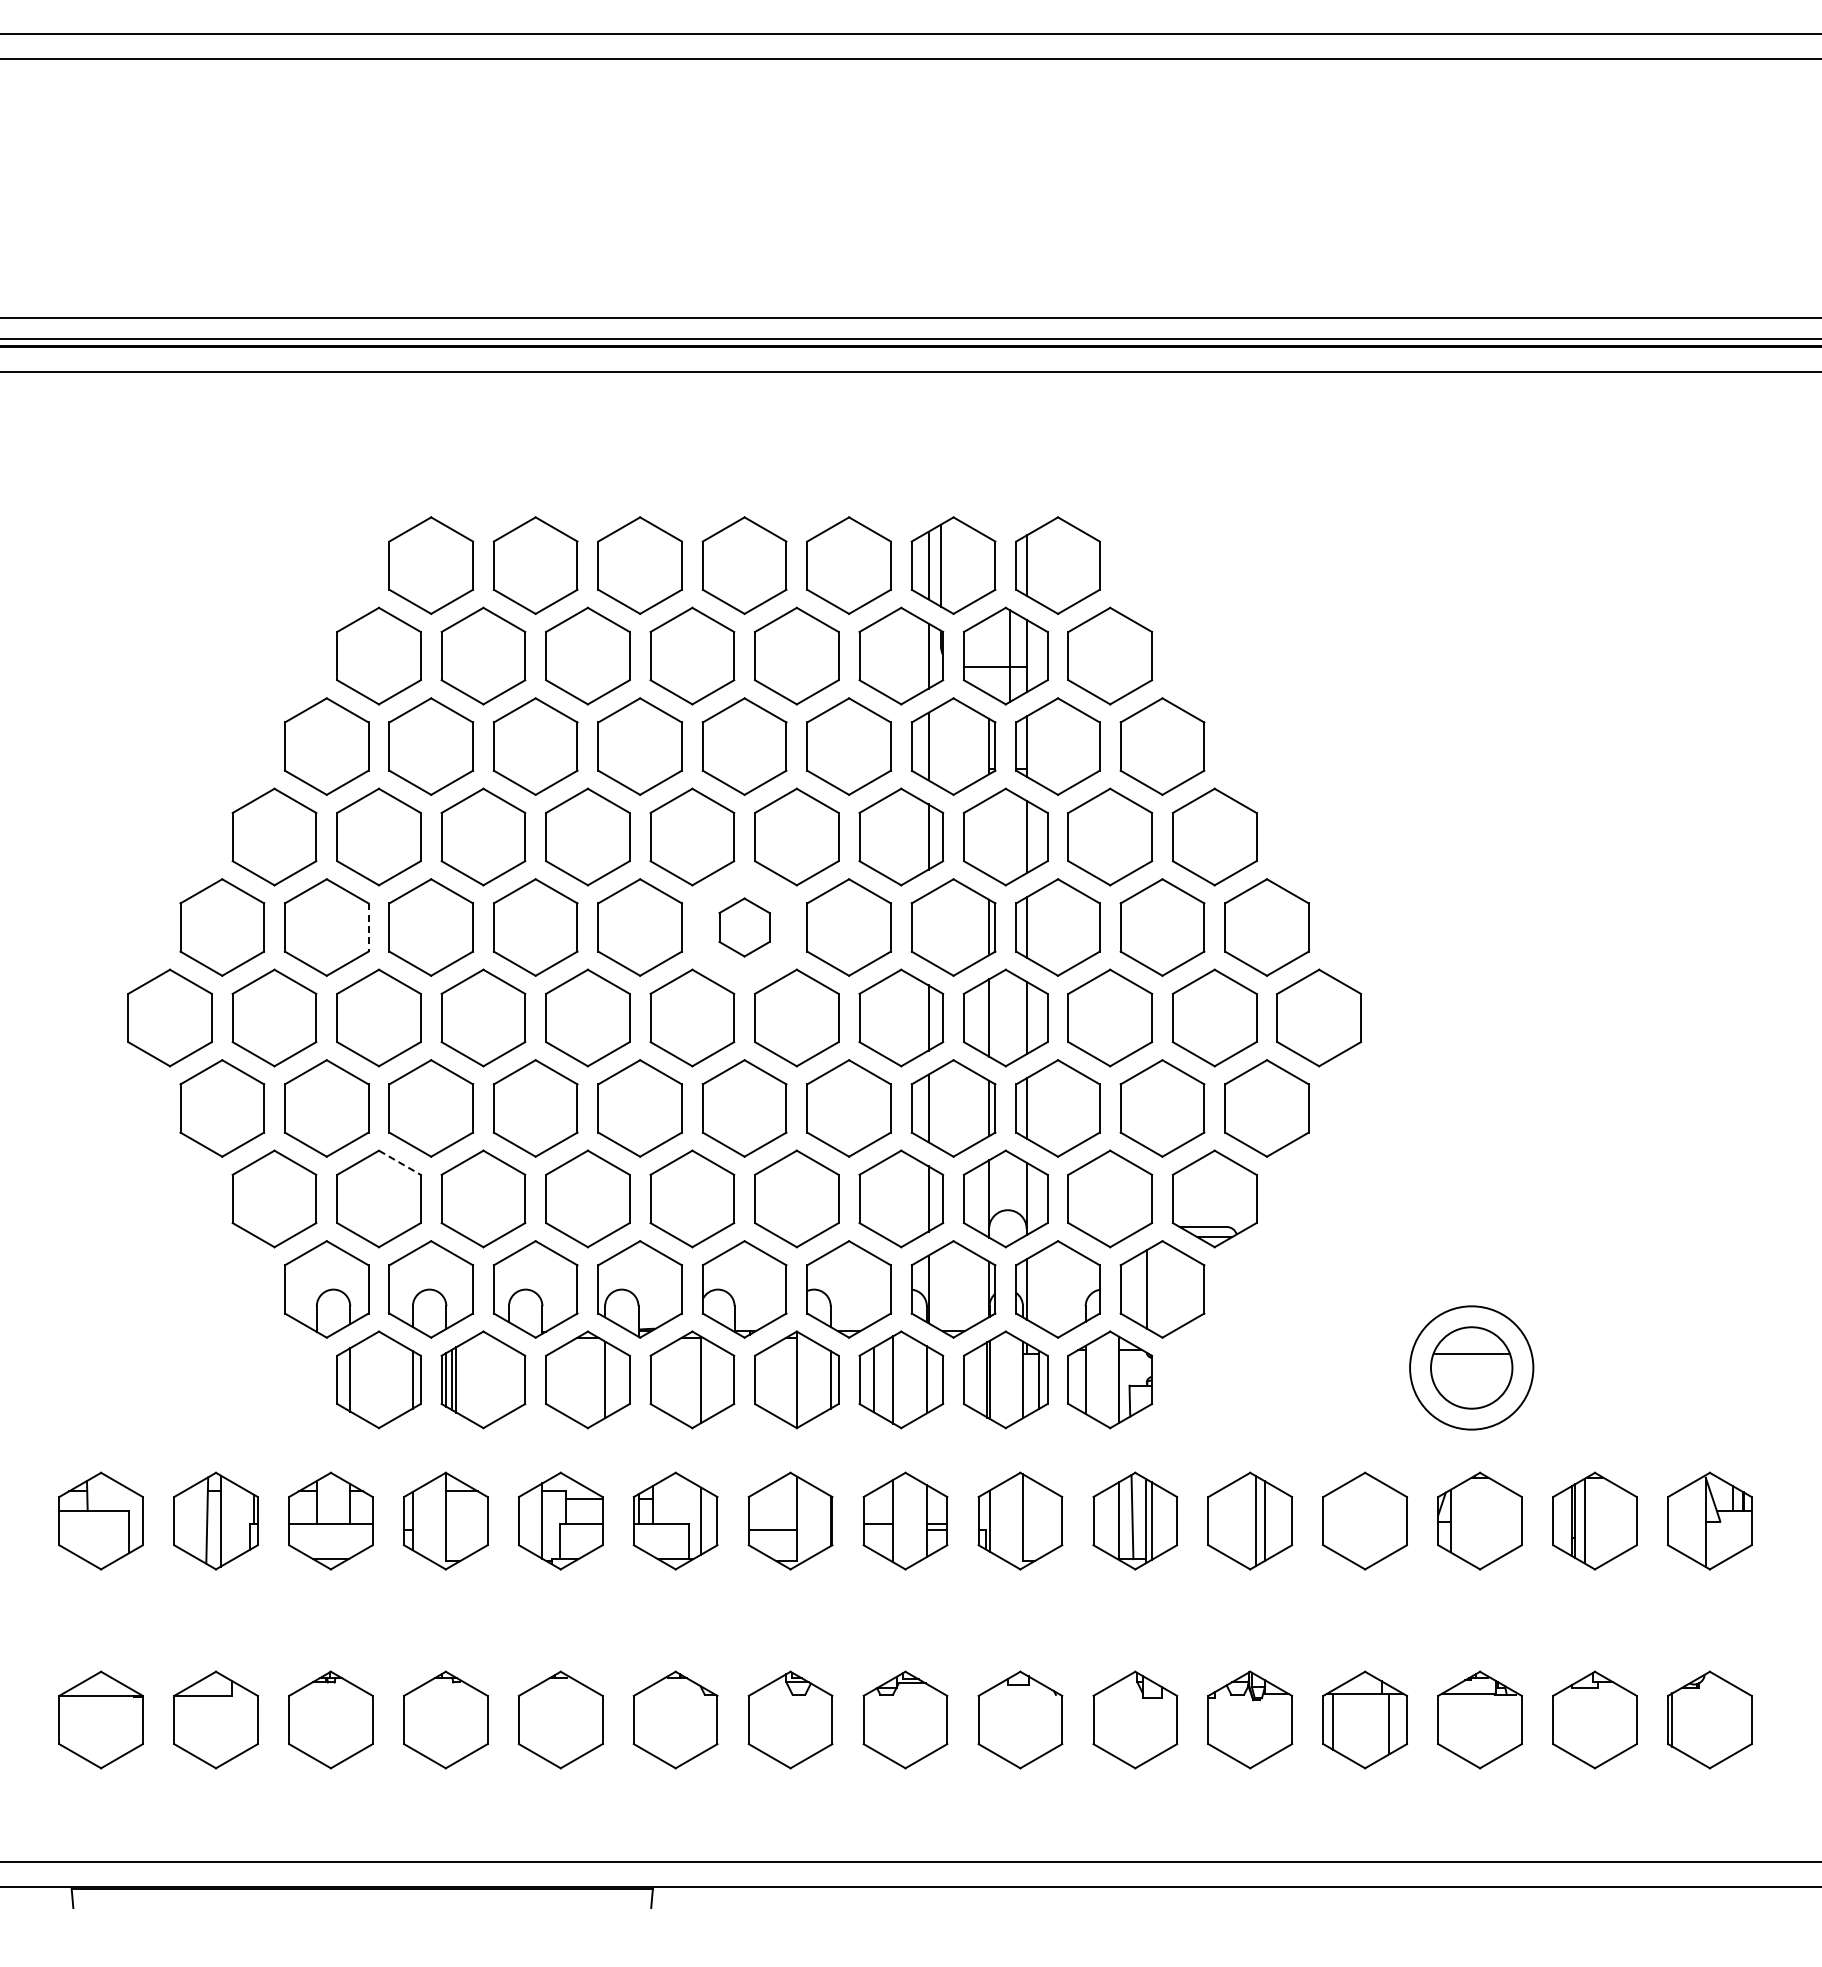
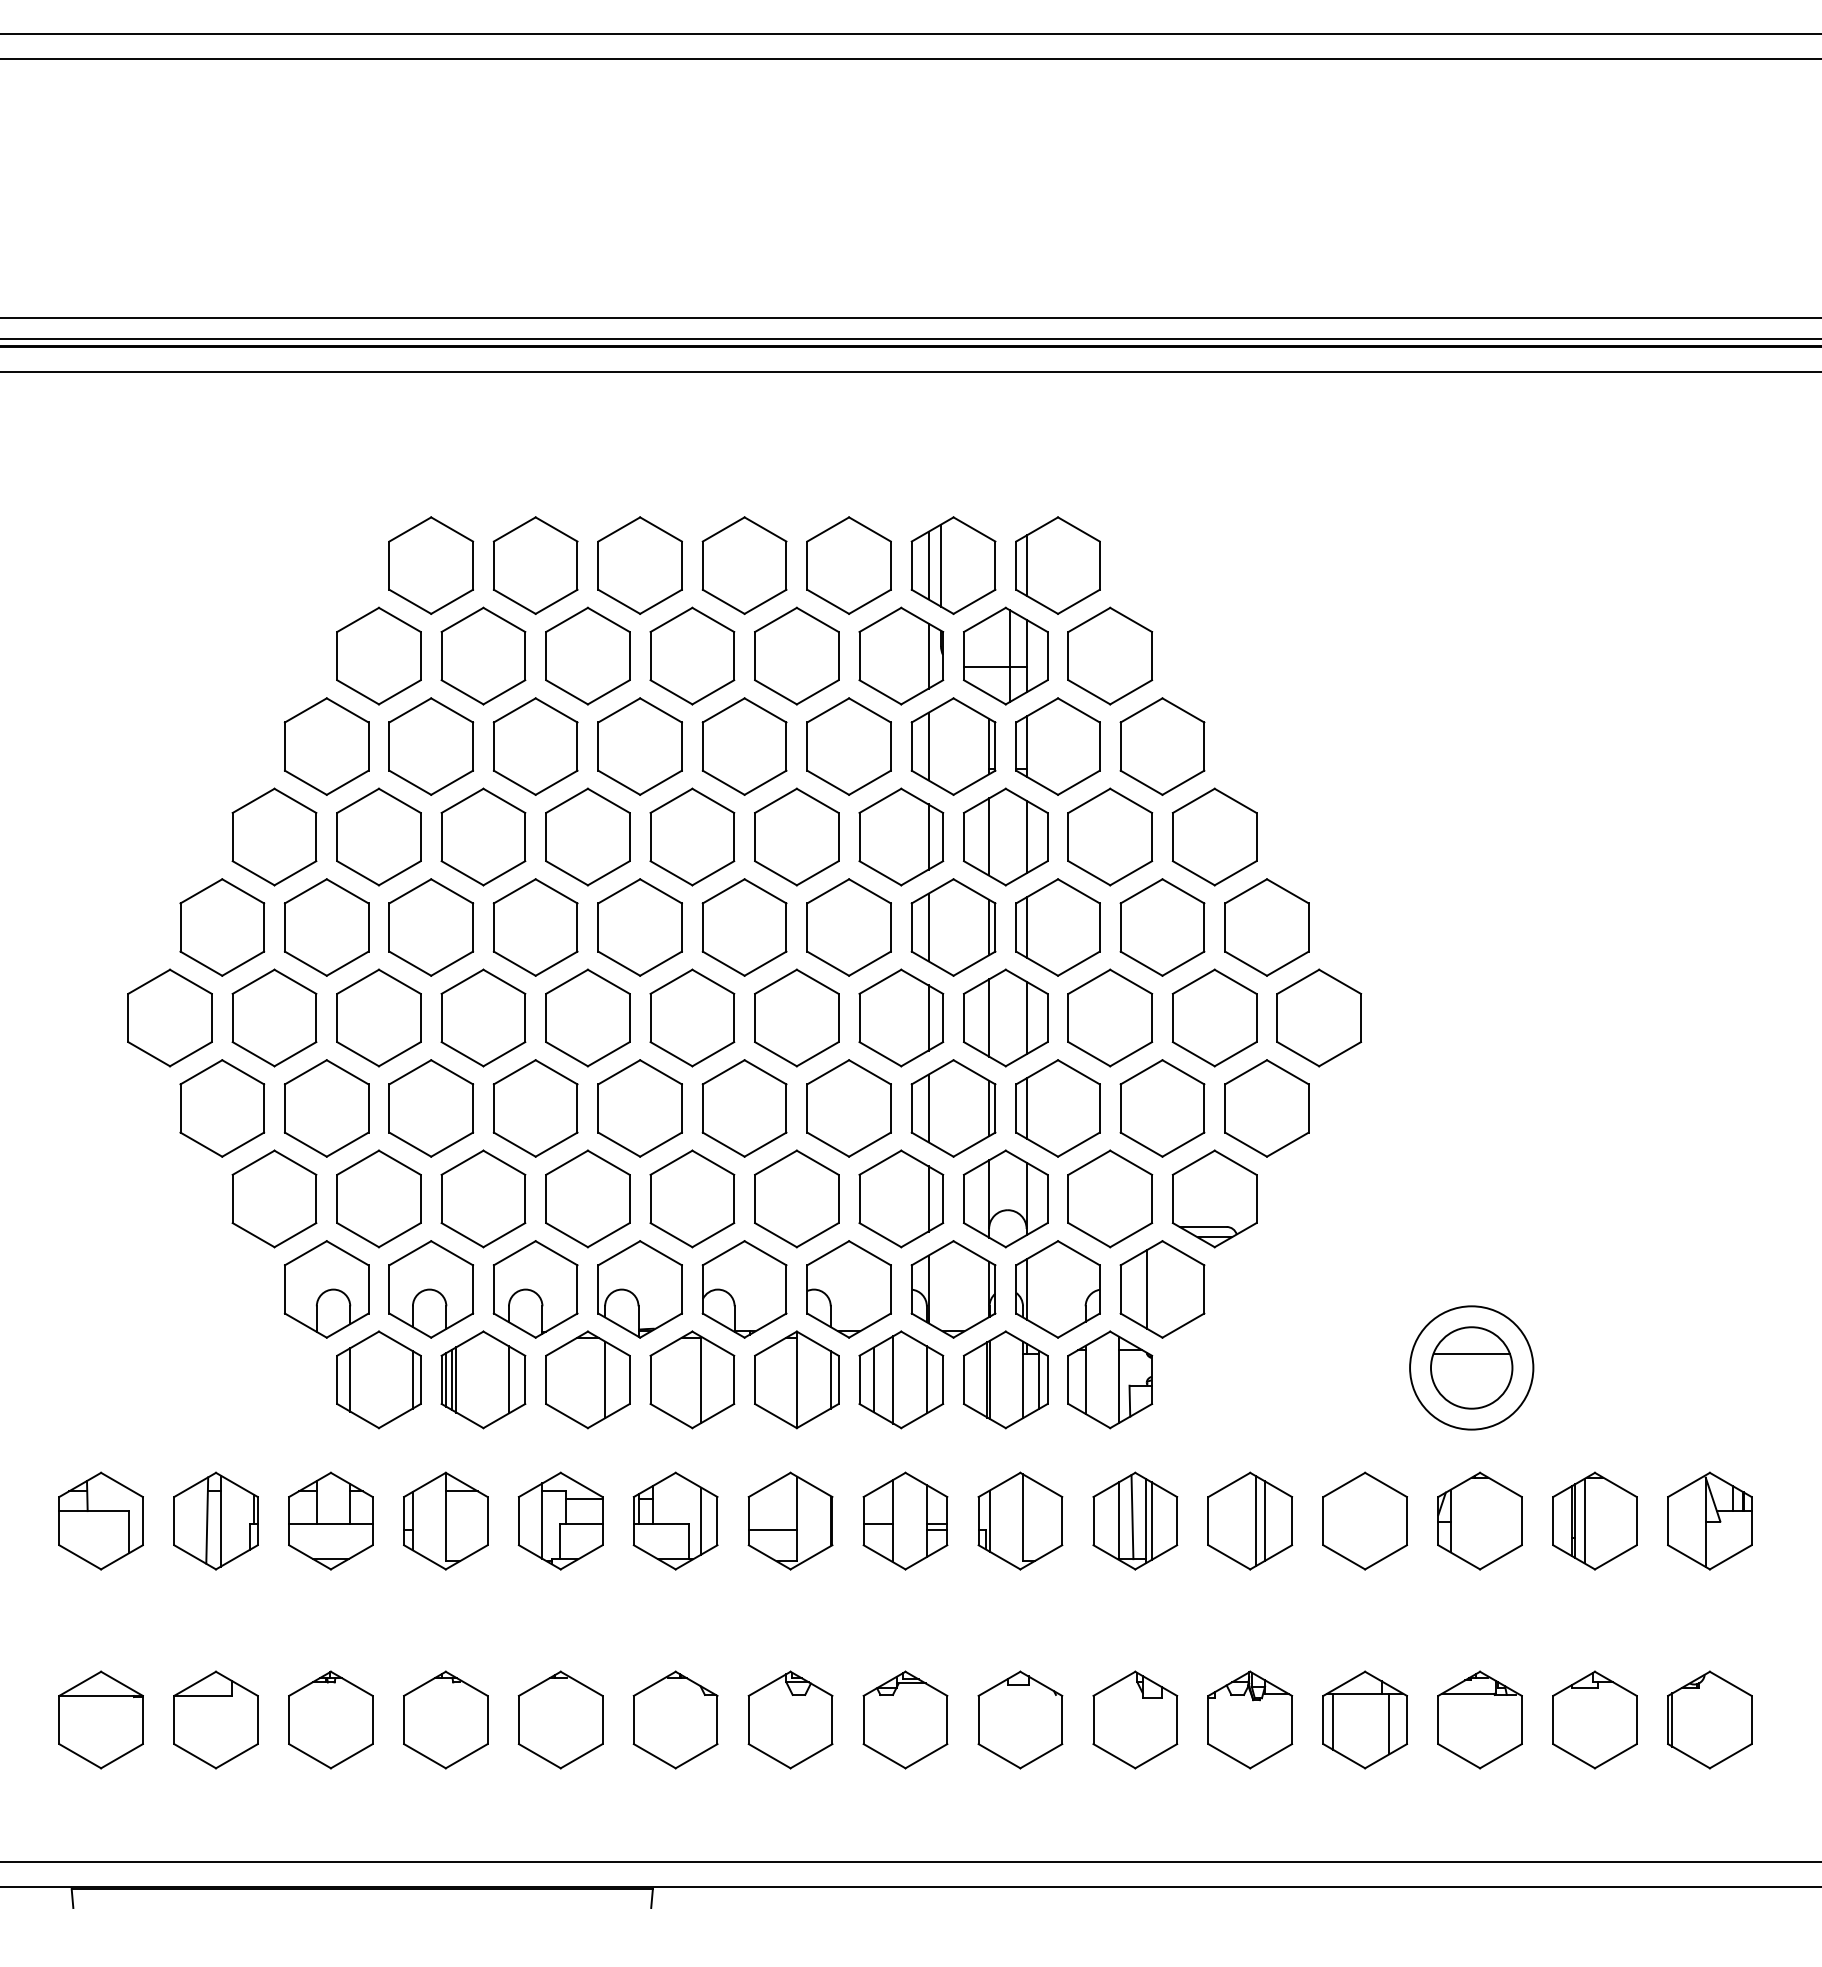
line: none -> present (989, 835)
part size: 53x61 px -> 87x99 px (744, 927)
line: none -> present (928, 927)
line: dashed -> solid (368, 928)
line: dashed -> solid (400, 1163)
line: none -> present (509, 1379)
